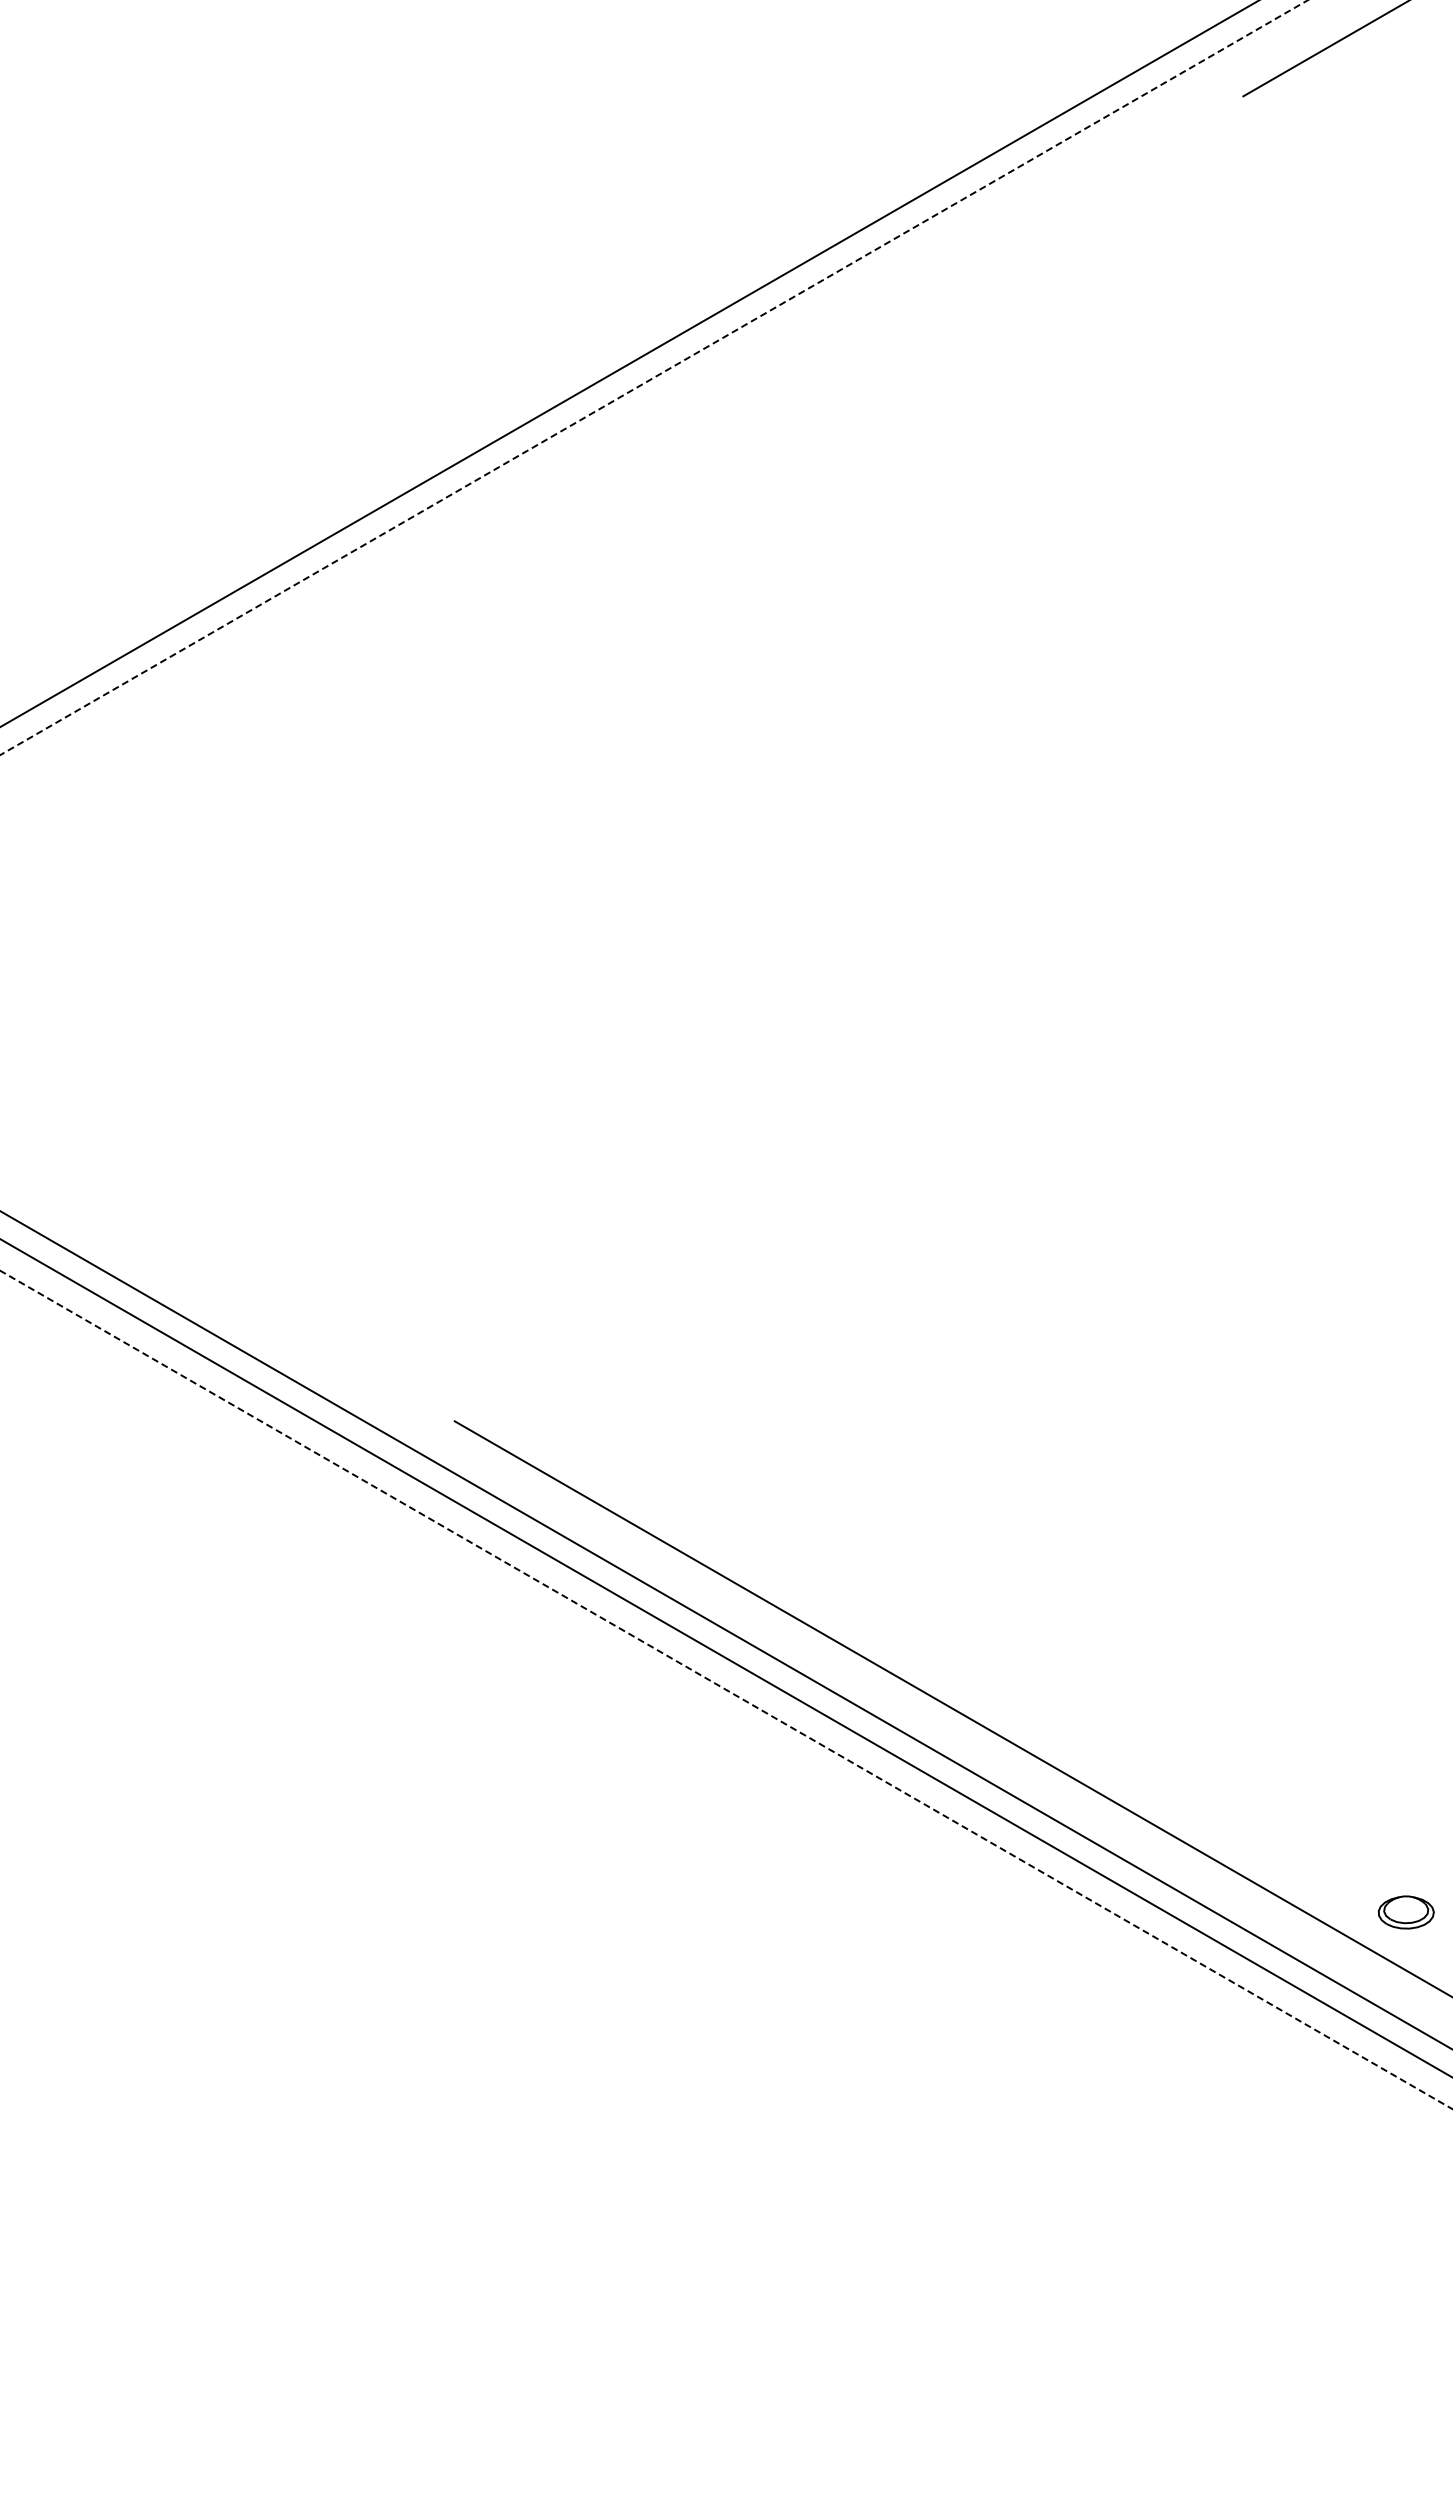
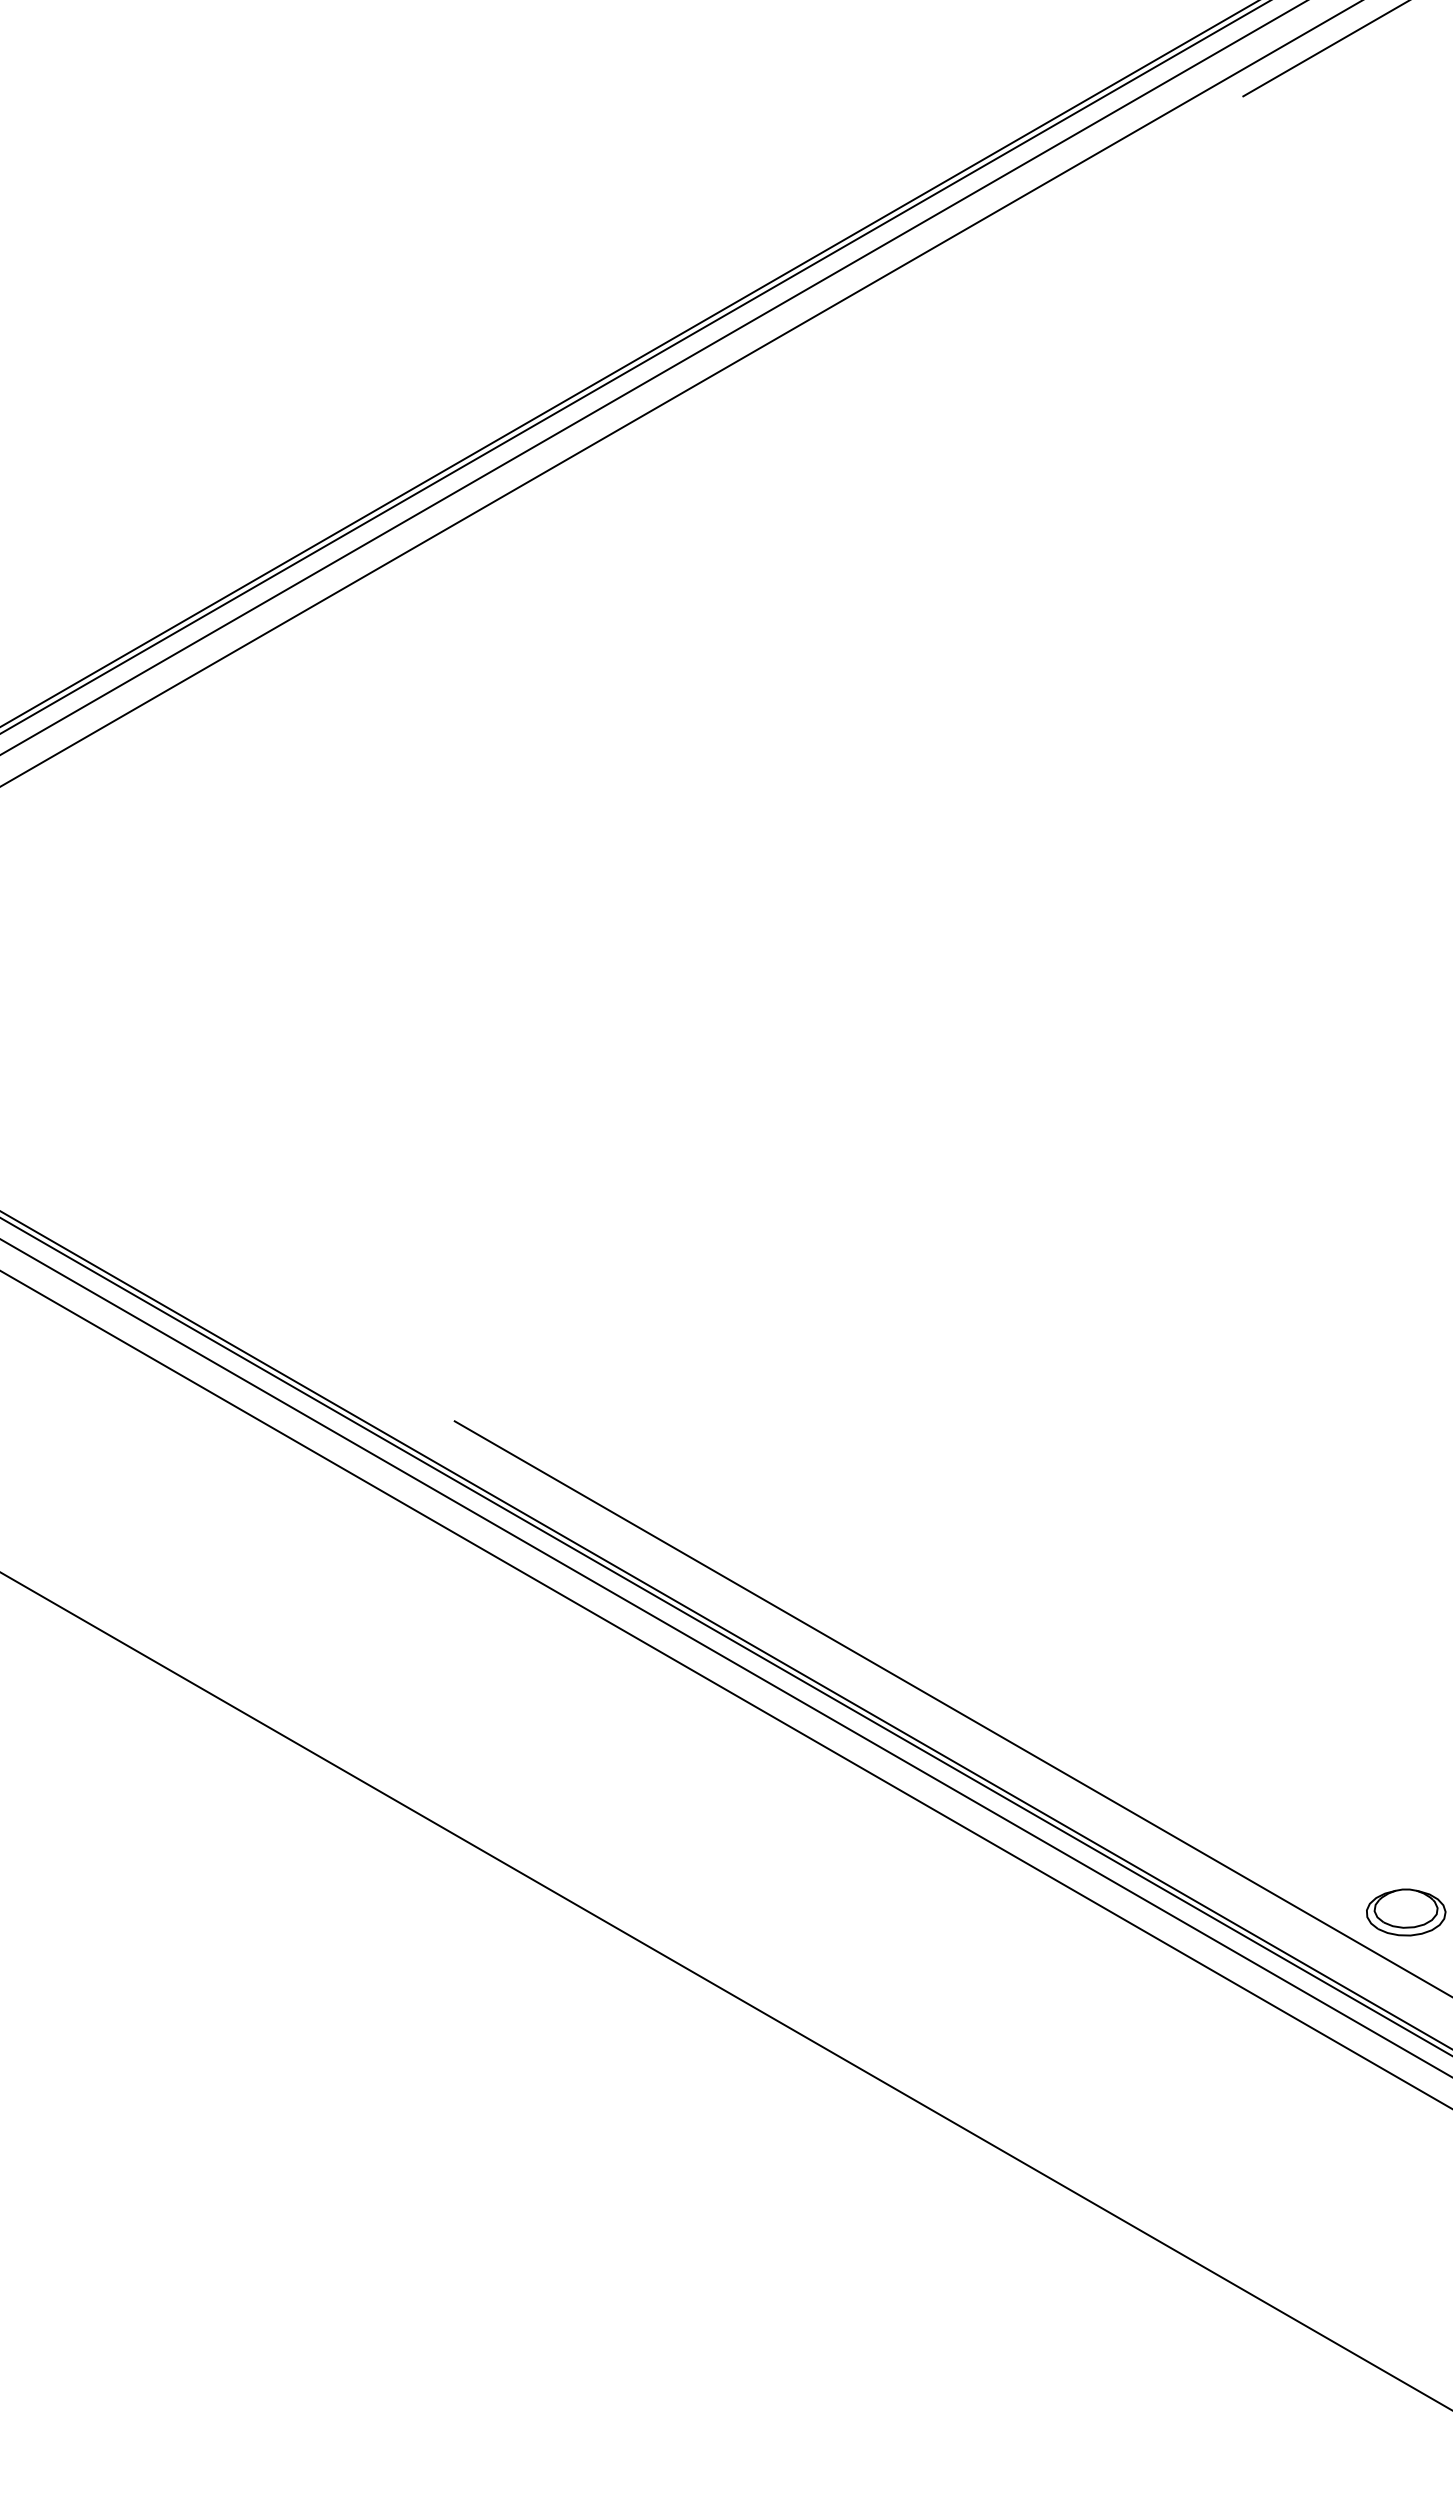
line: none -> present (634, 367)
line: dashed -> solid (653, 377)
line: none -> present (680, 393)
line: none -> present (725, 1636)
line: dashed -> solid (726, 1690)
part size: 58x35 px -> 81x49 px (1406, 1912)
line: none -> present (725, 1990)
